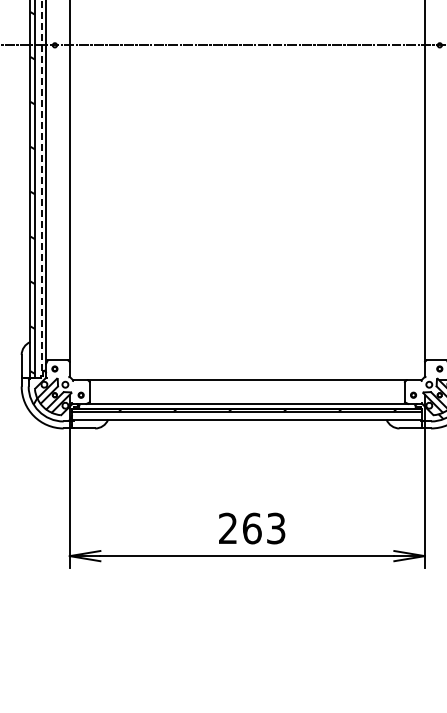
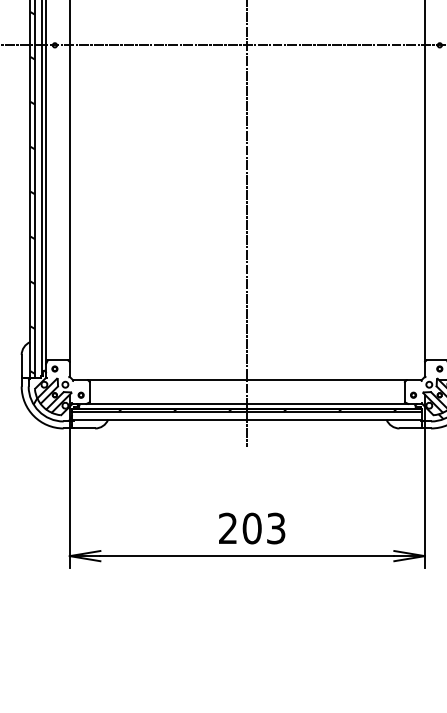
line: dashed -> solid (41, 188)
line: none -> present (247, 224)
text: 263 -> 203 (251, 528)
